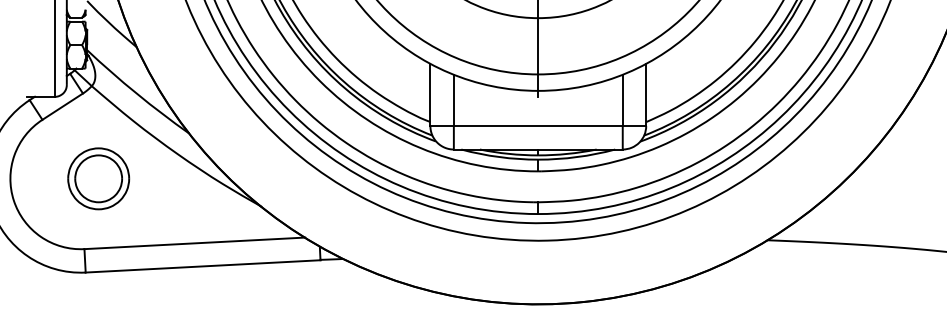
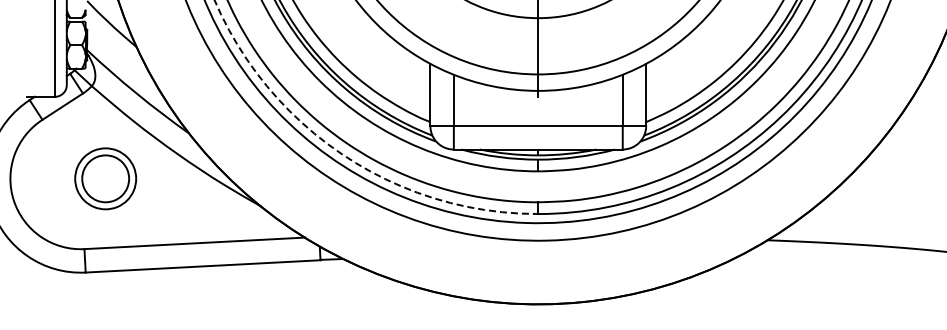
arc: solid -> dashed (345, 156)
part position: (98, 178) -> (105, 178) (105, 178)
